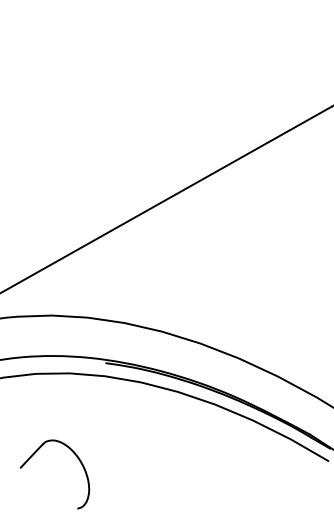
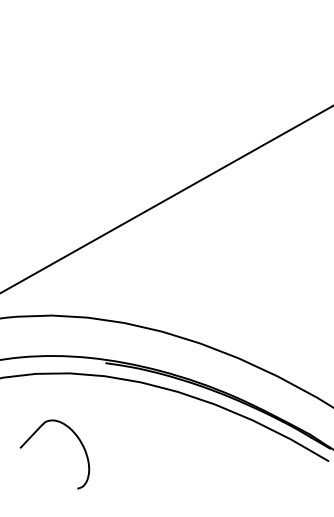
part position: (76, 457) -> (76, 437) (76, 437)
